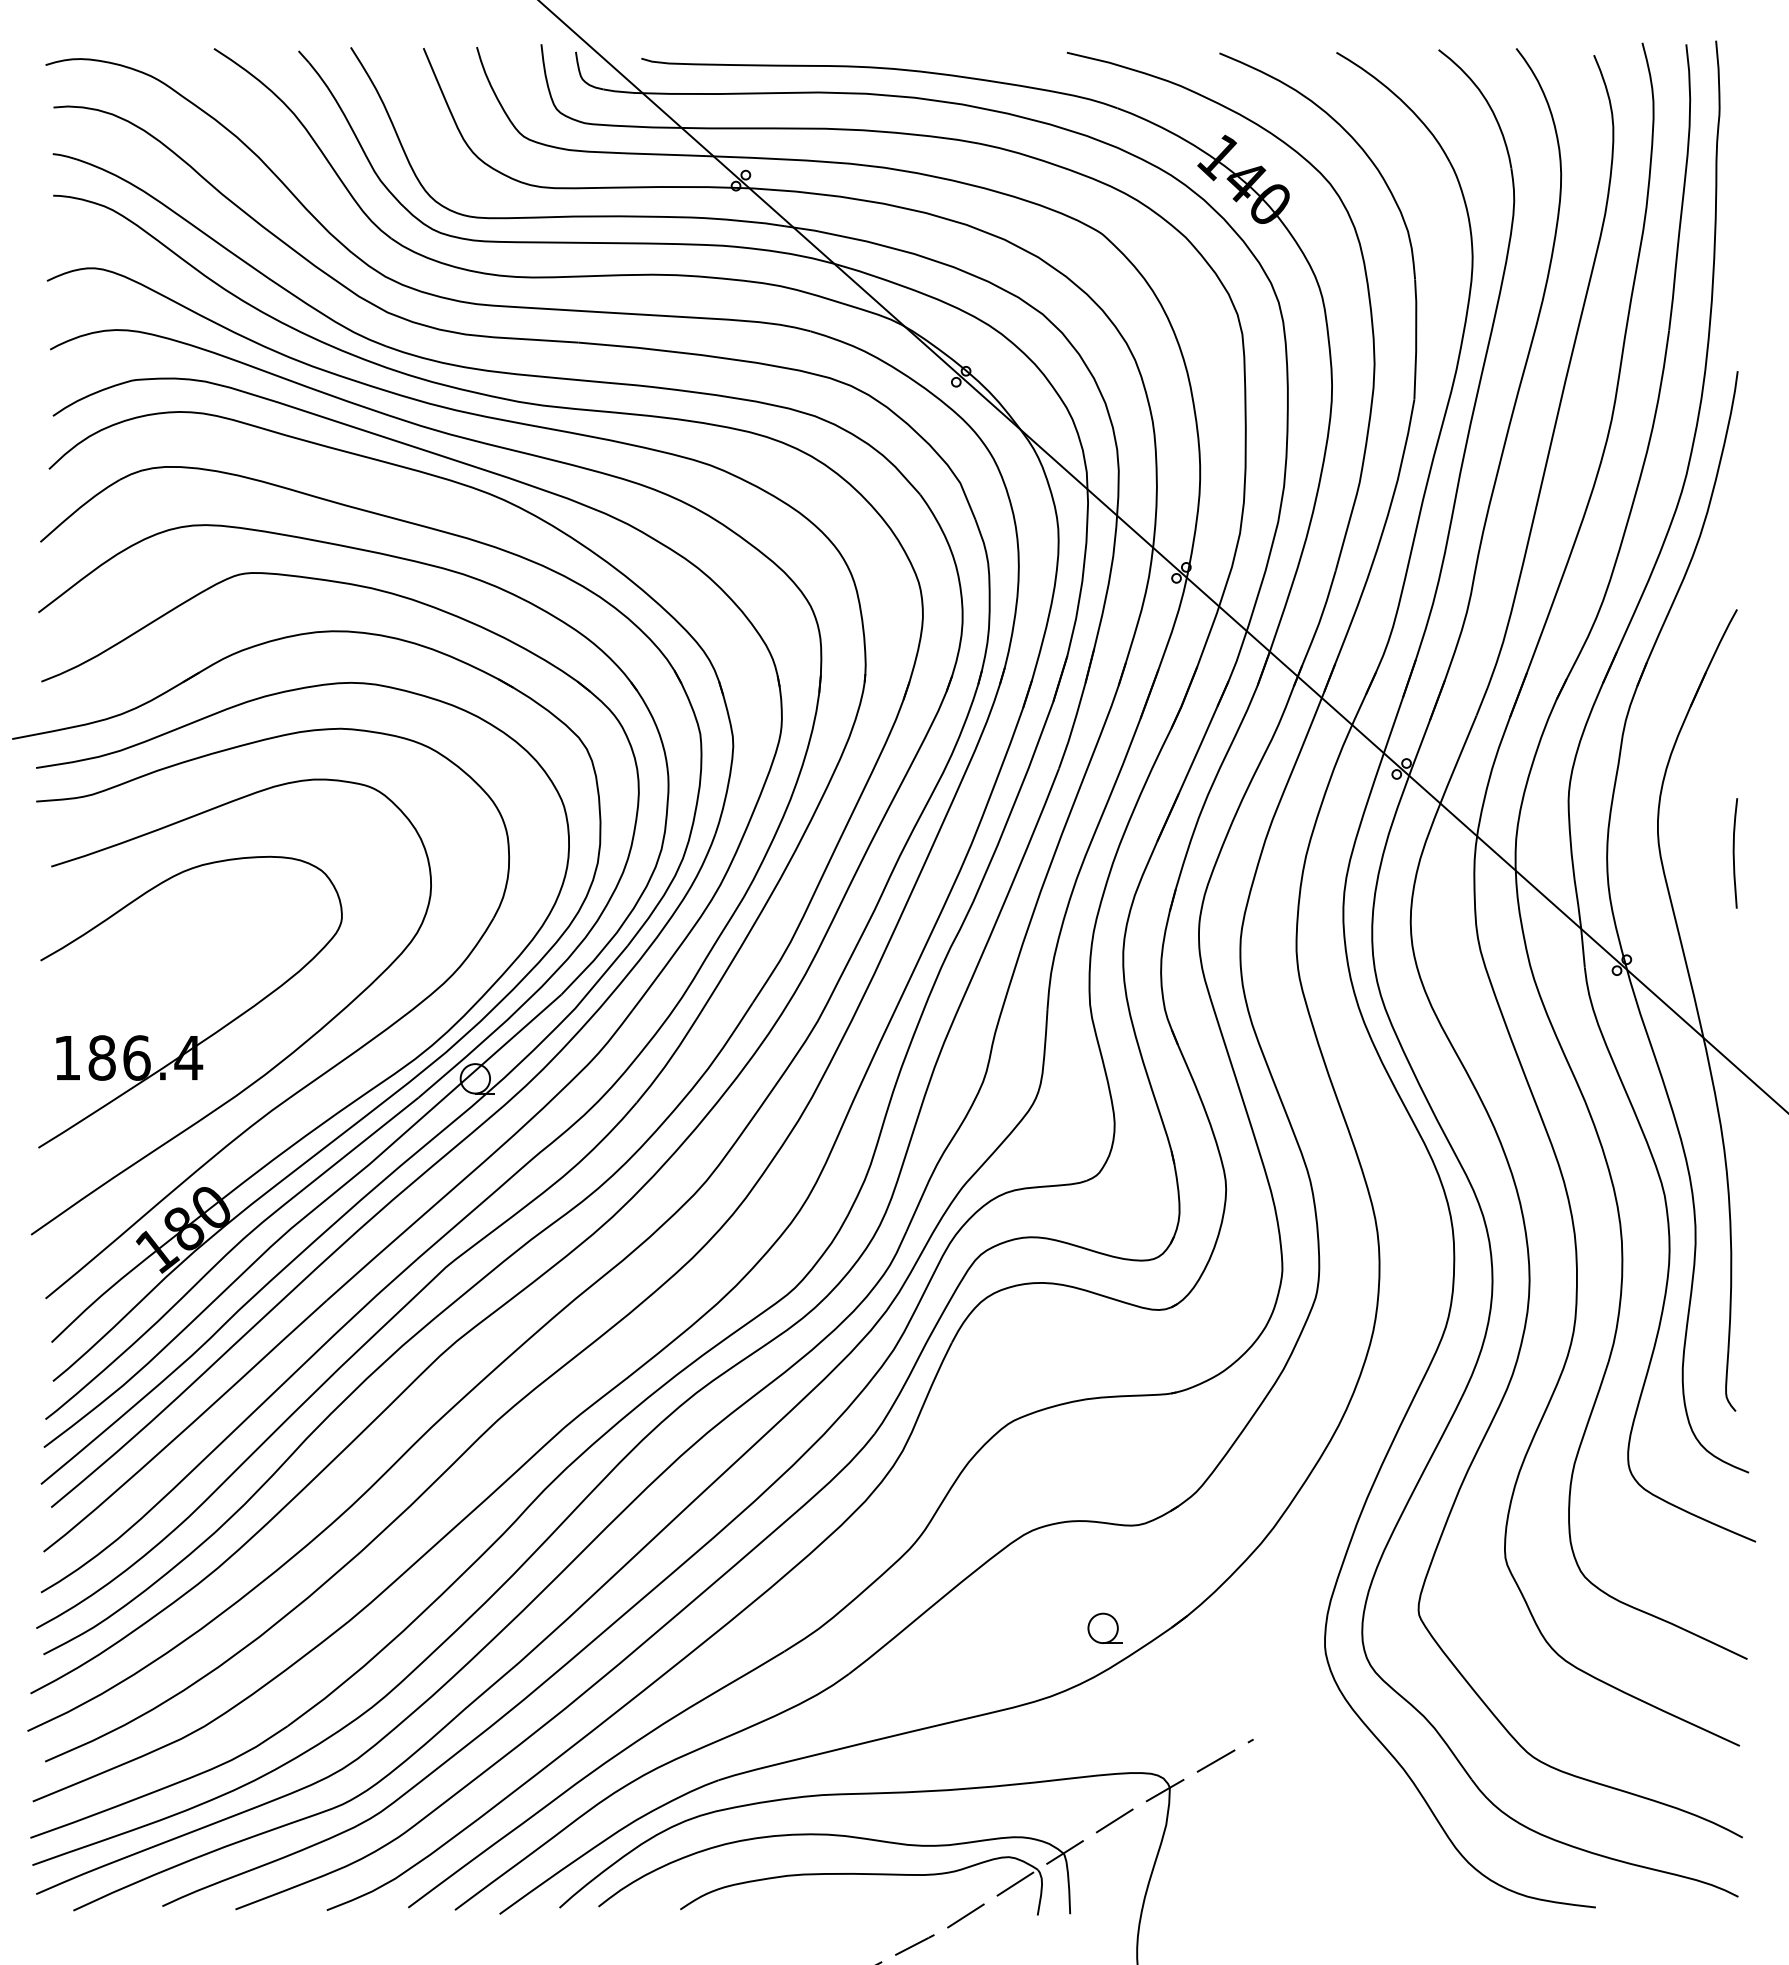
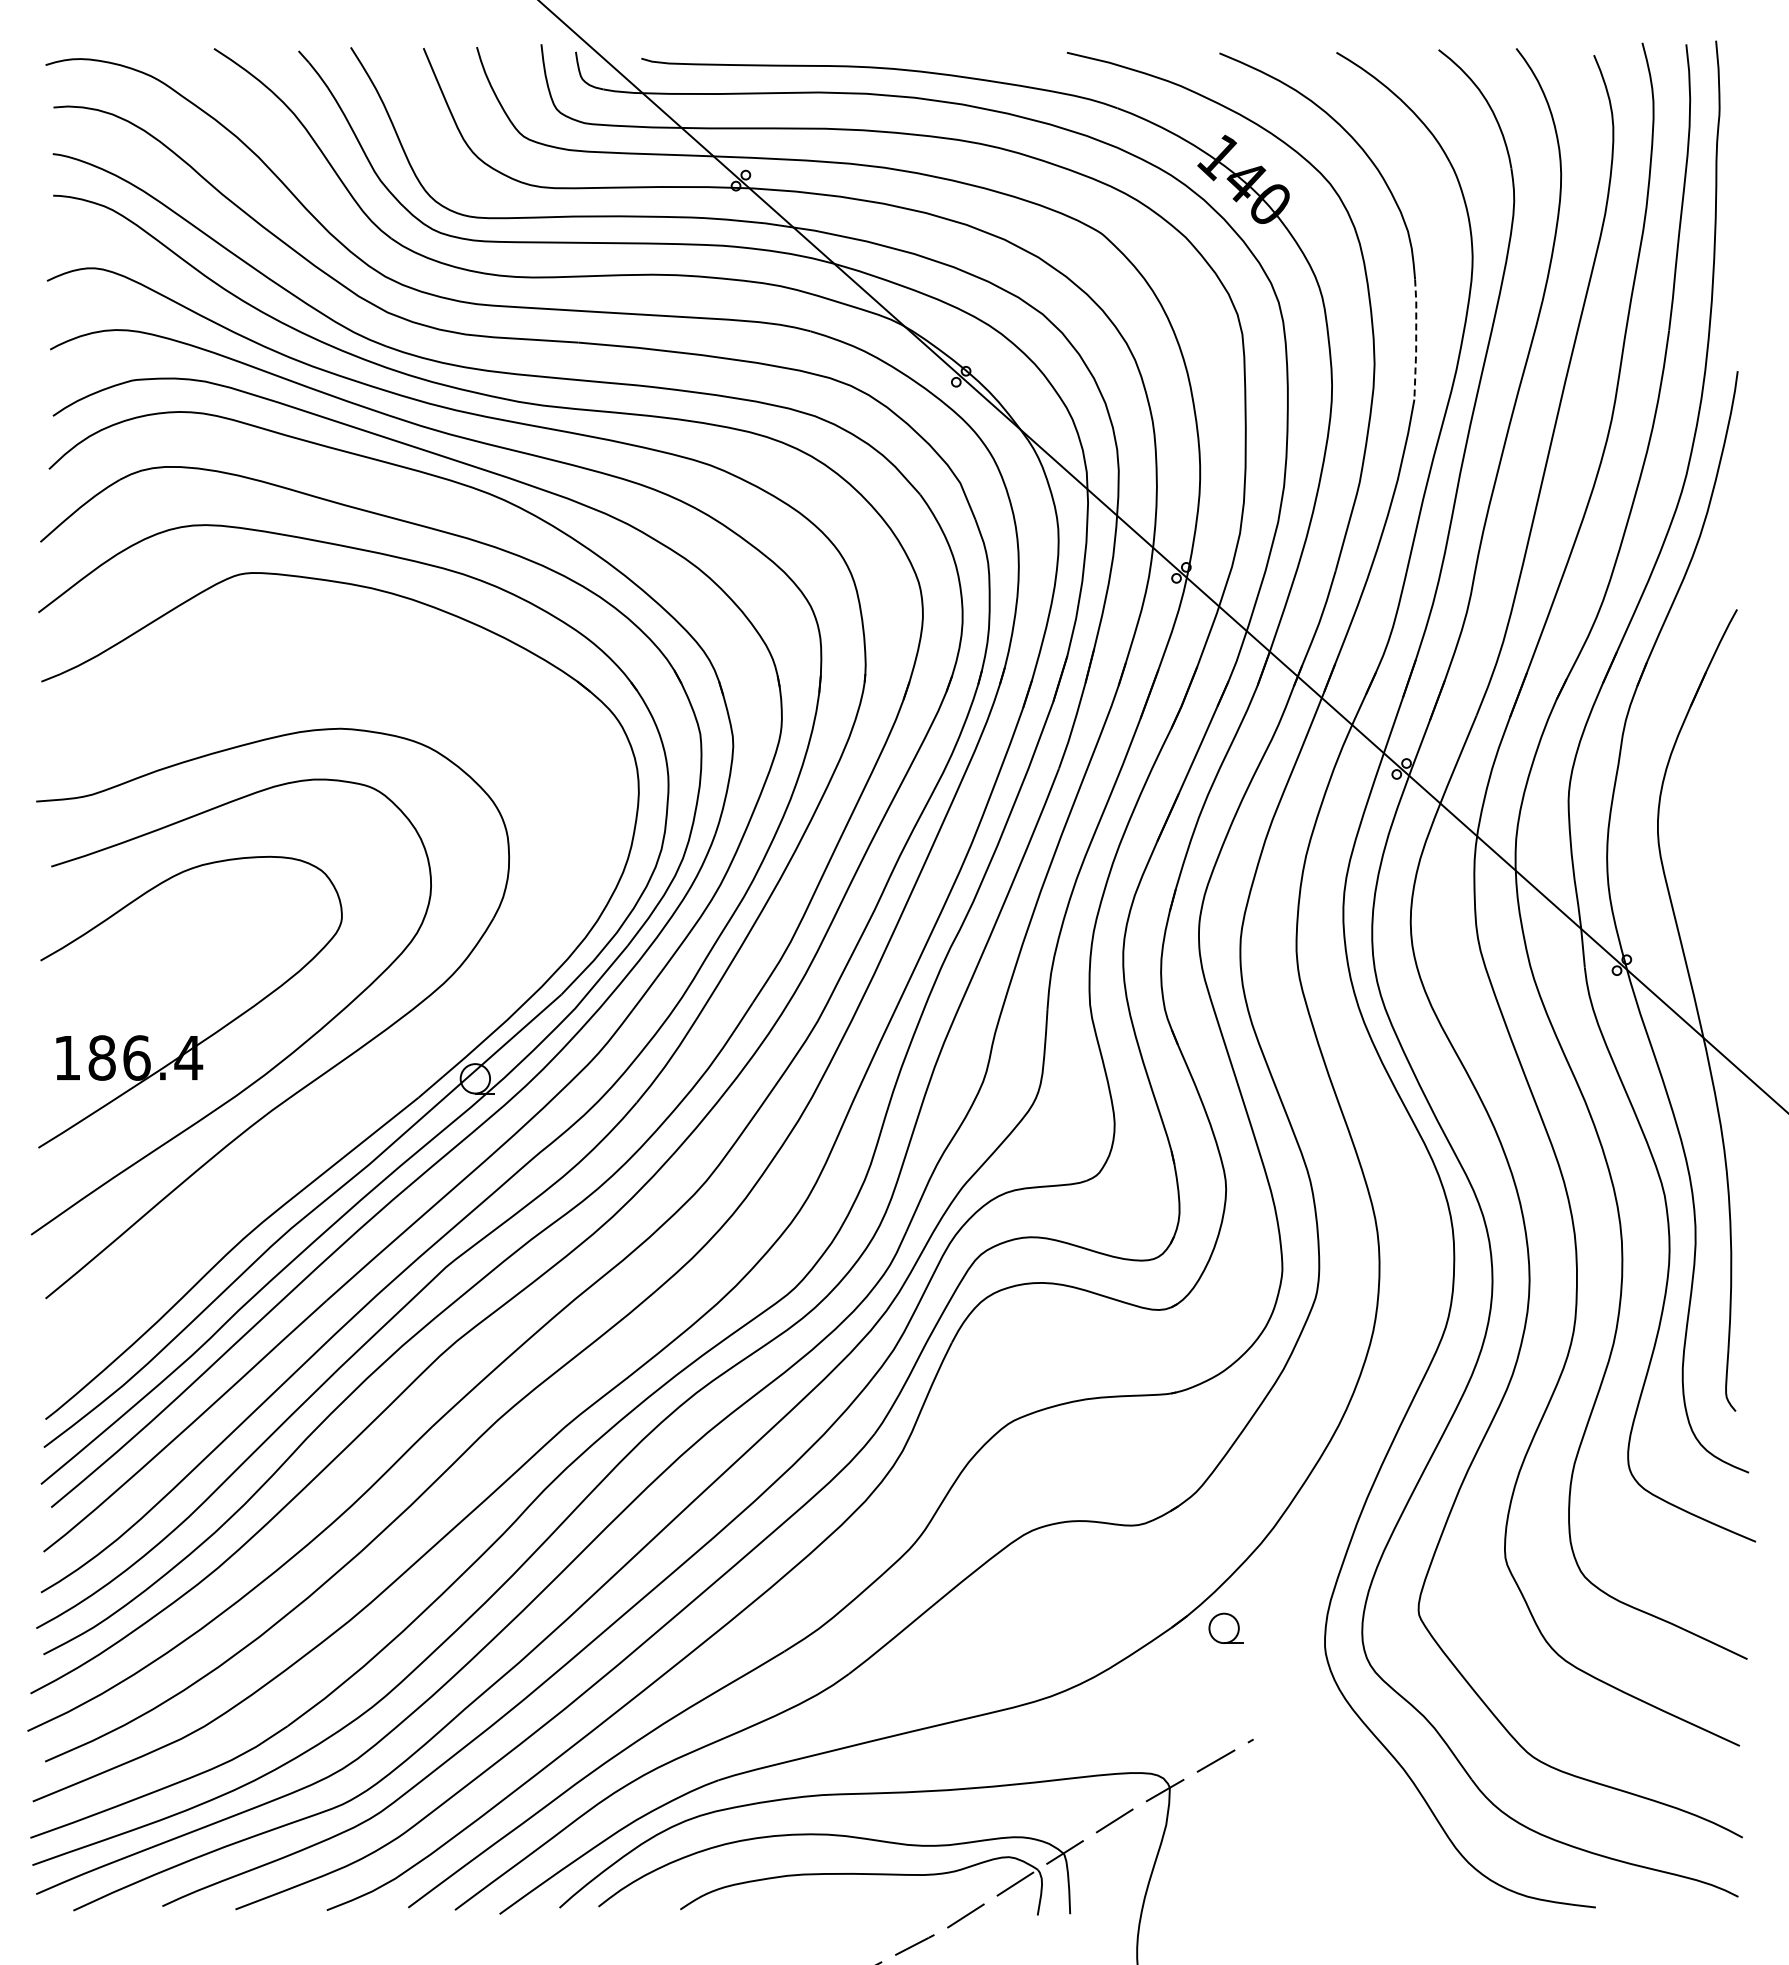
line: solid -> dashed (1416, 339)
curve: present -> none (1734, 853)
part: present -> none (369, 1089)
part position: (1104, 1627) -> (1225, 1627) (1225, 1627)
